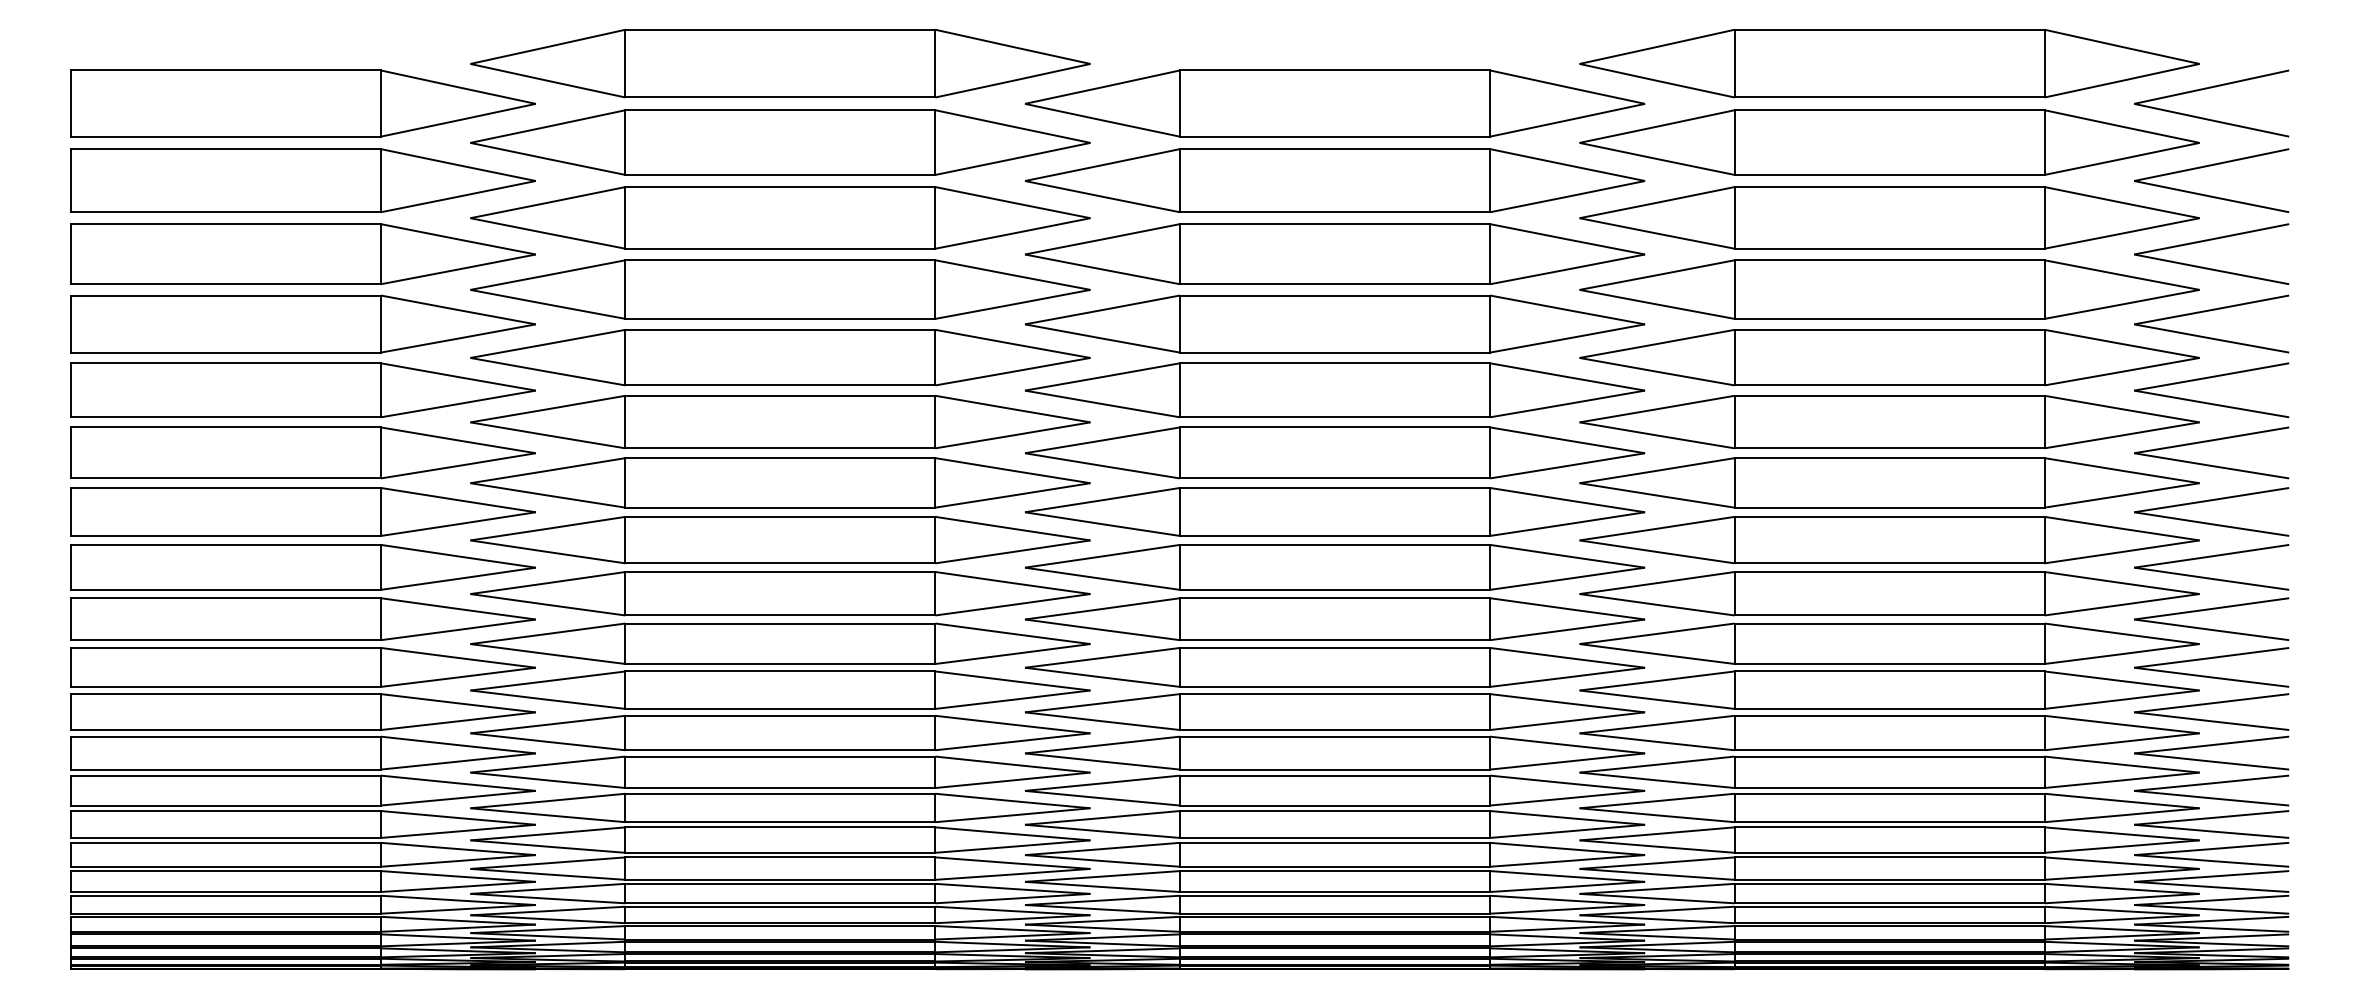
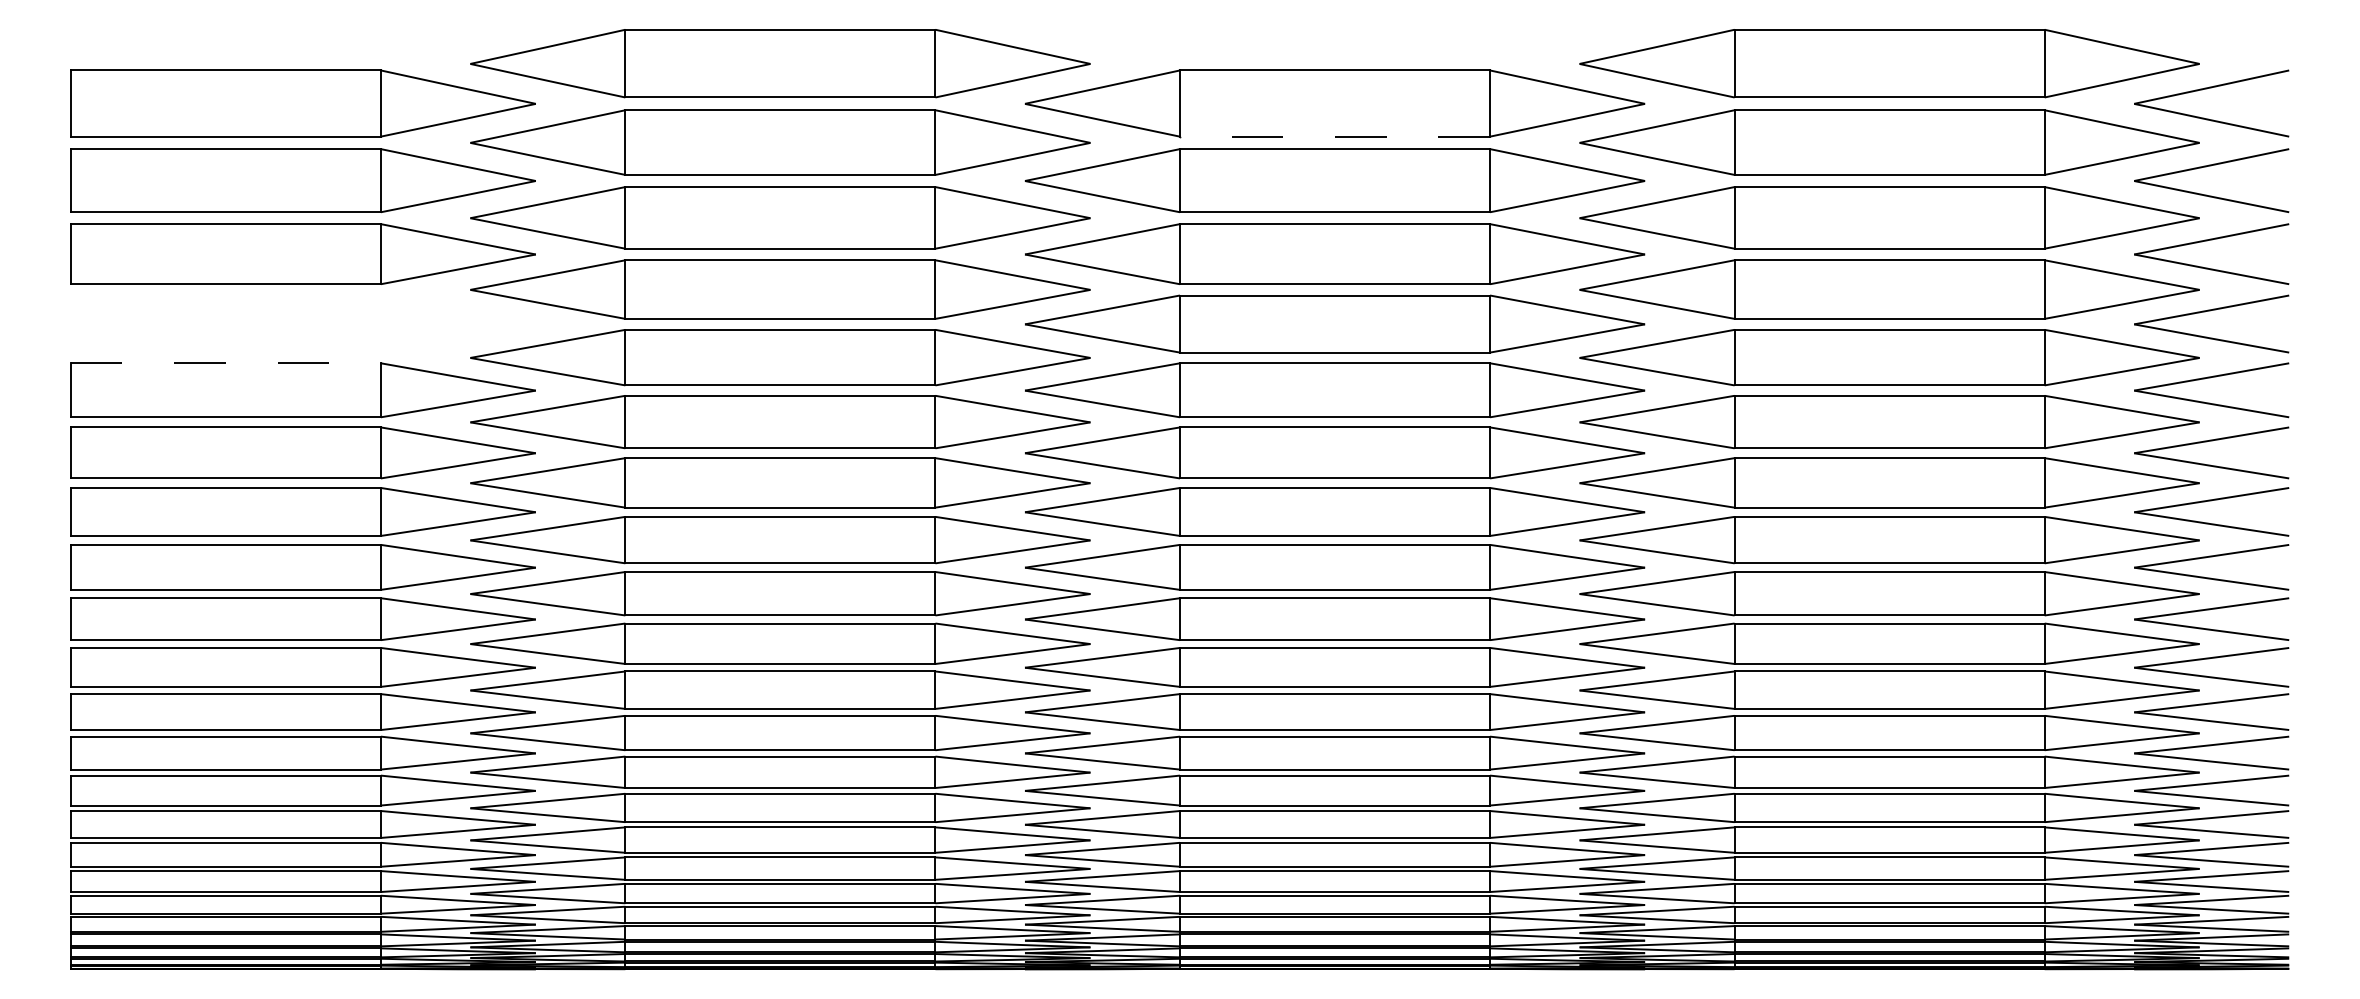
line: solid -> dashed (1334, 136)
part: present -> none (302, 323)
line: solid -> dashed (226, 363)
